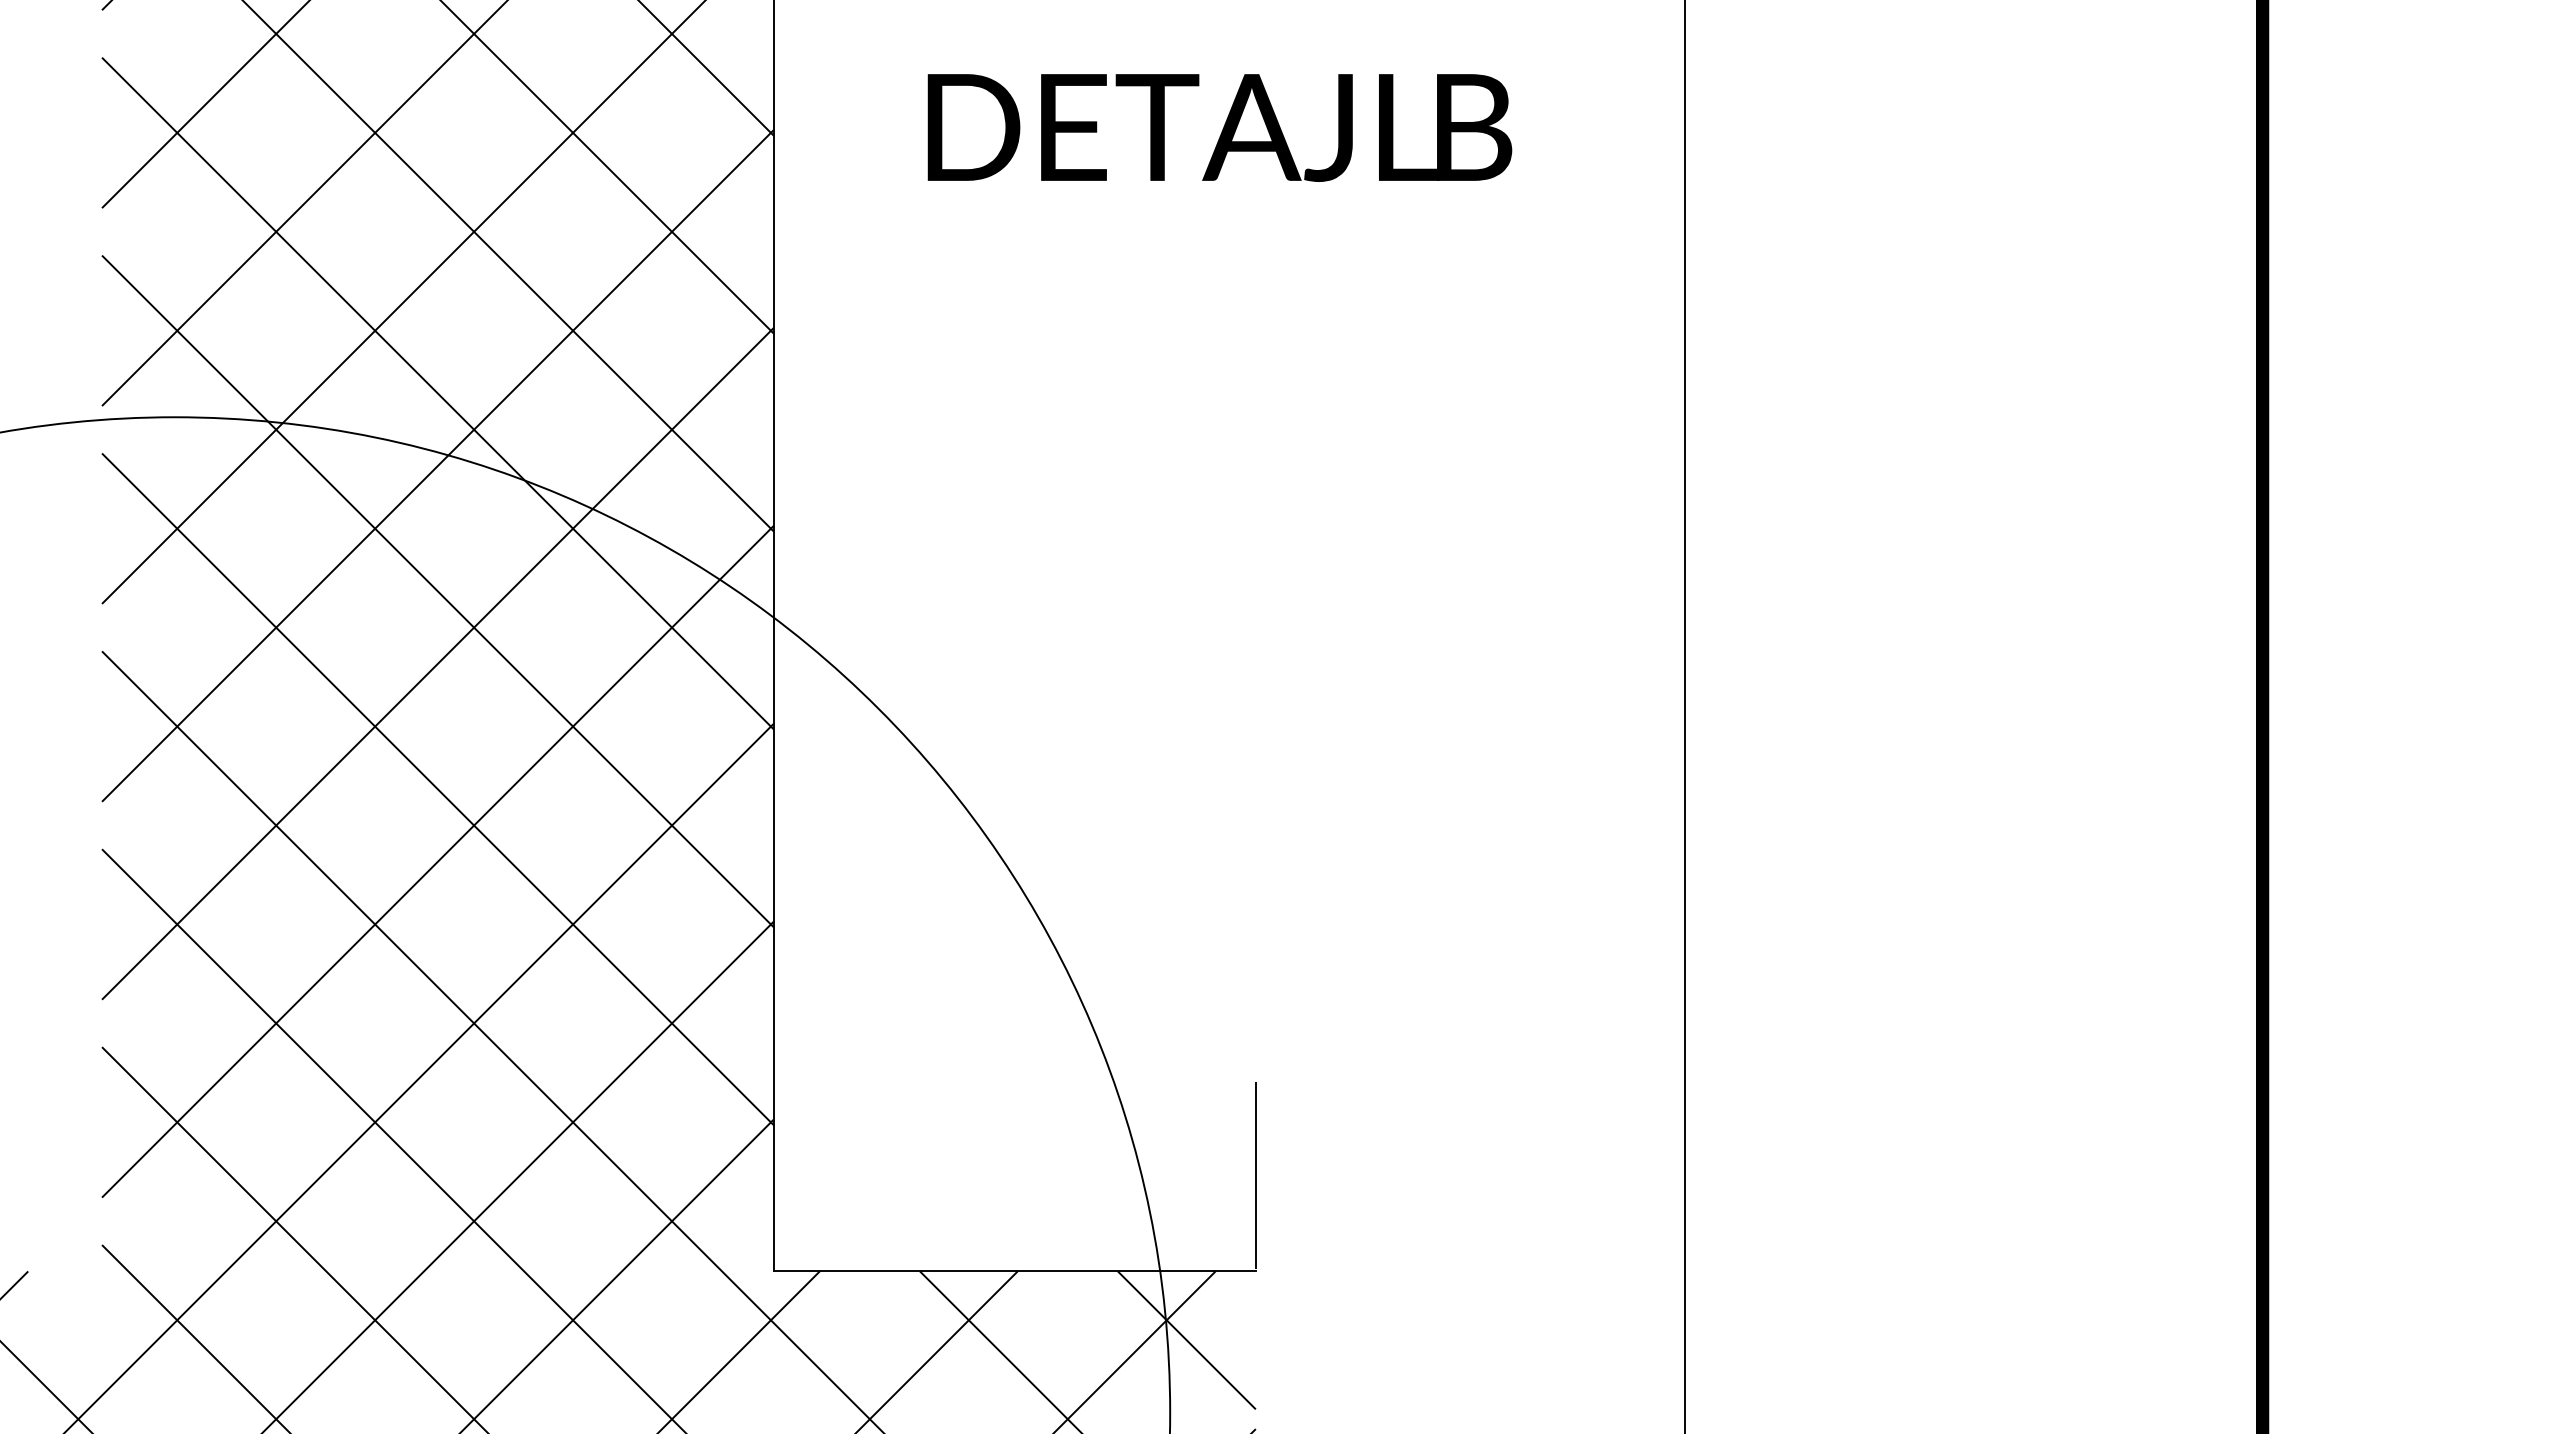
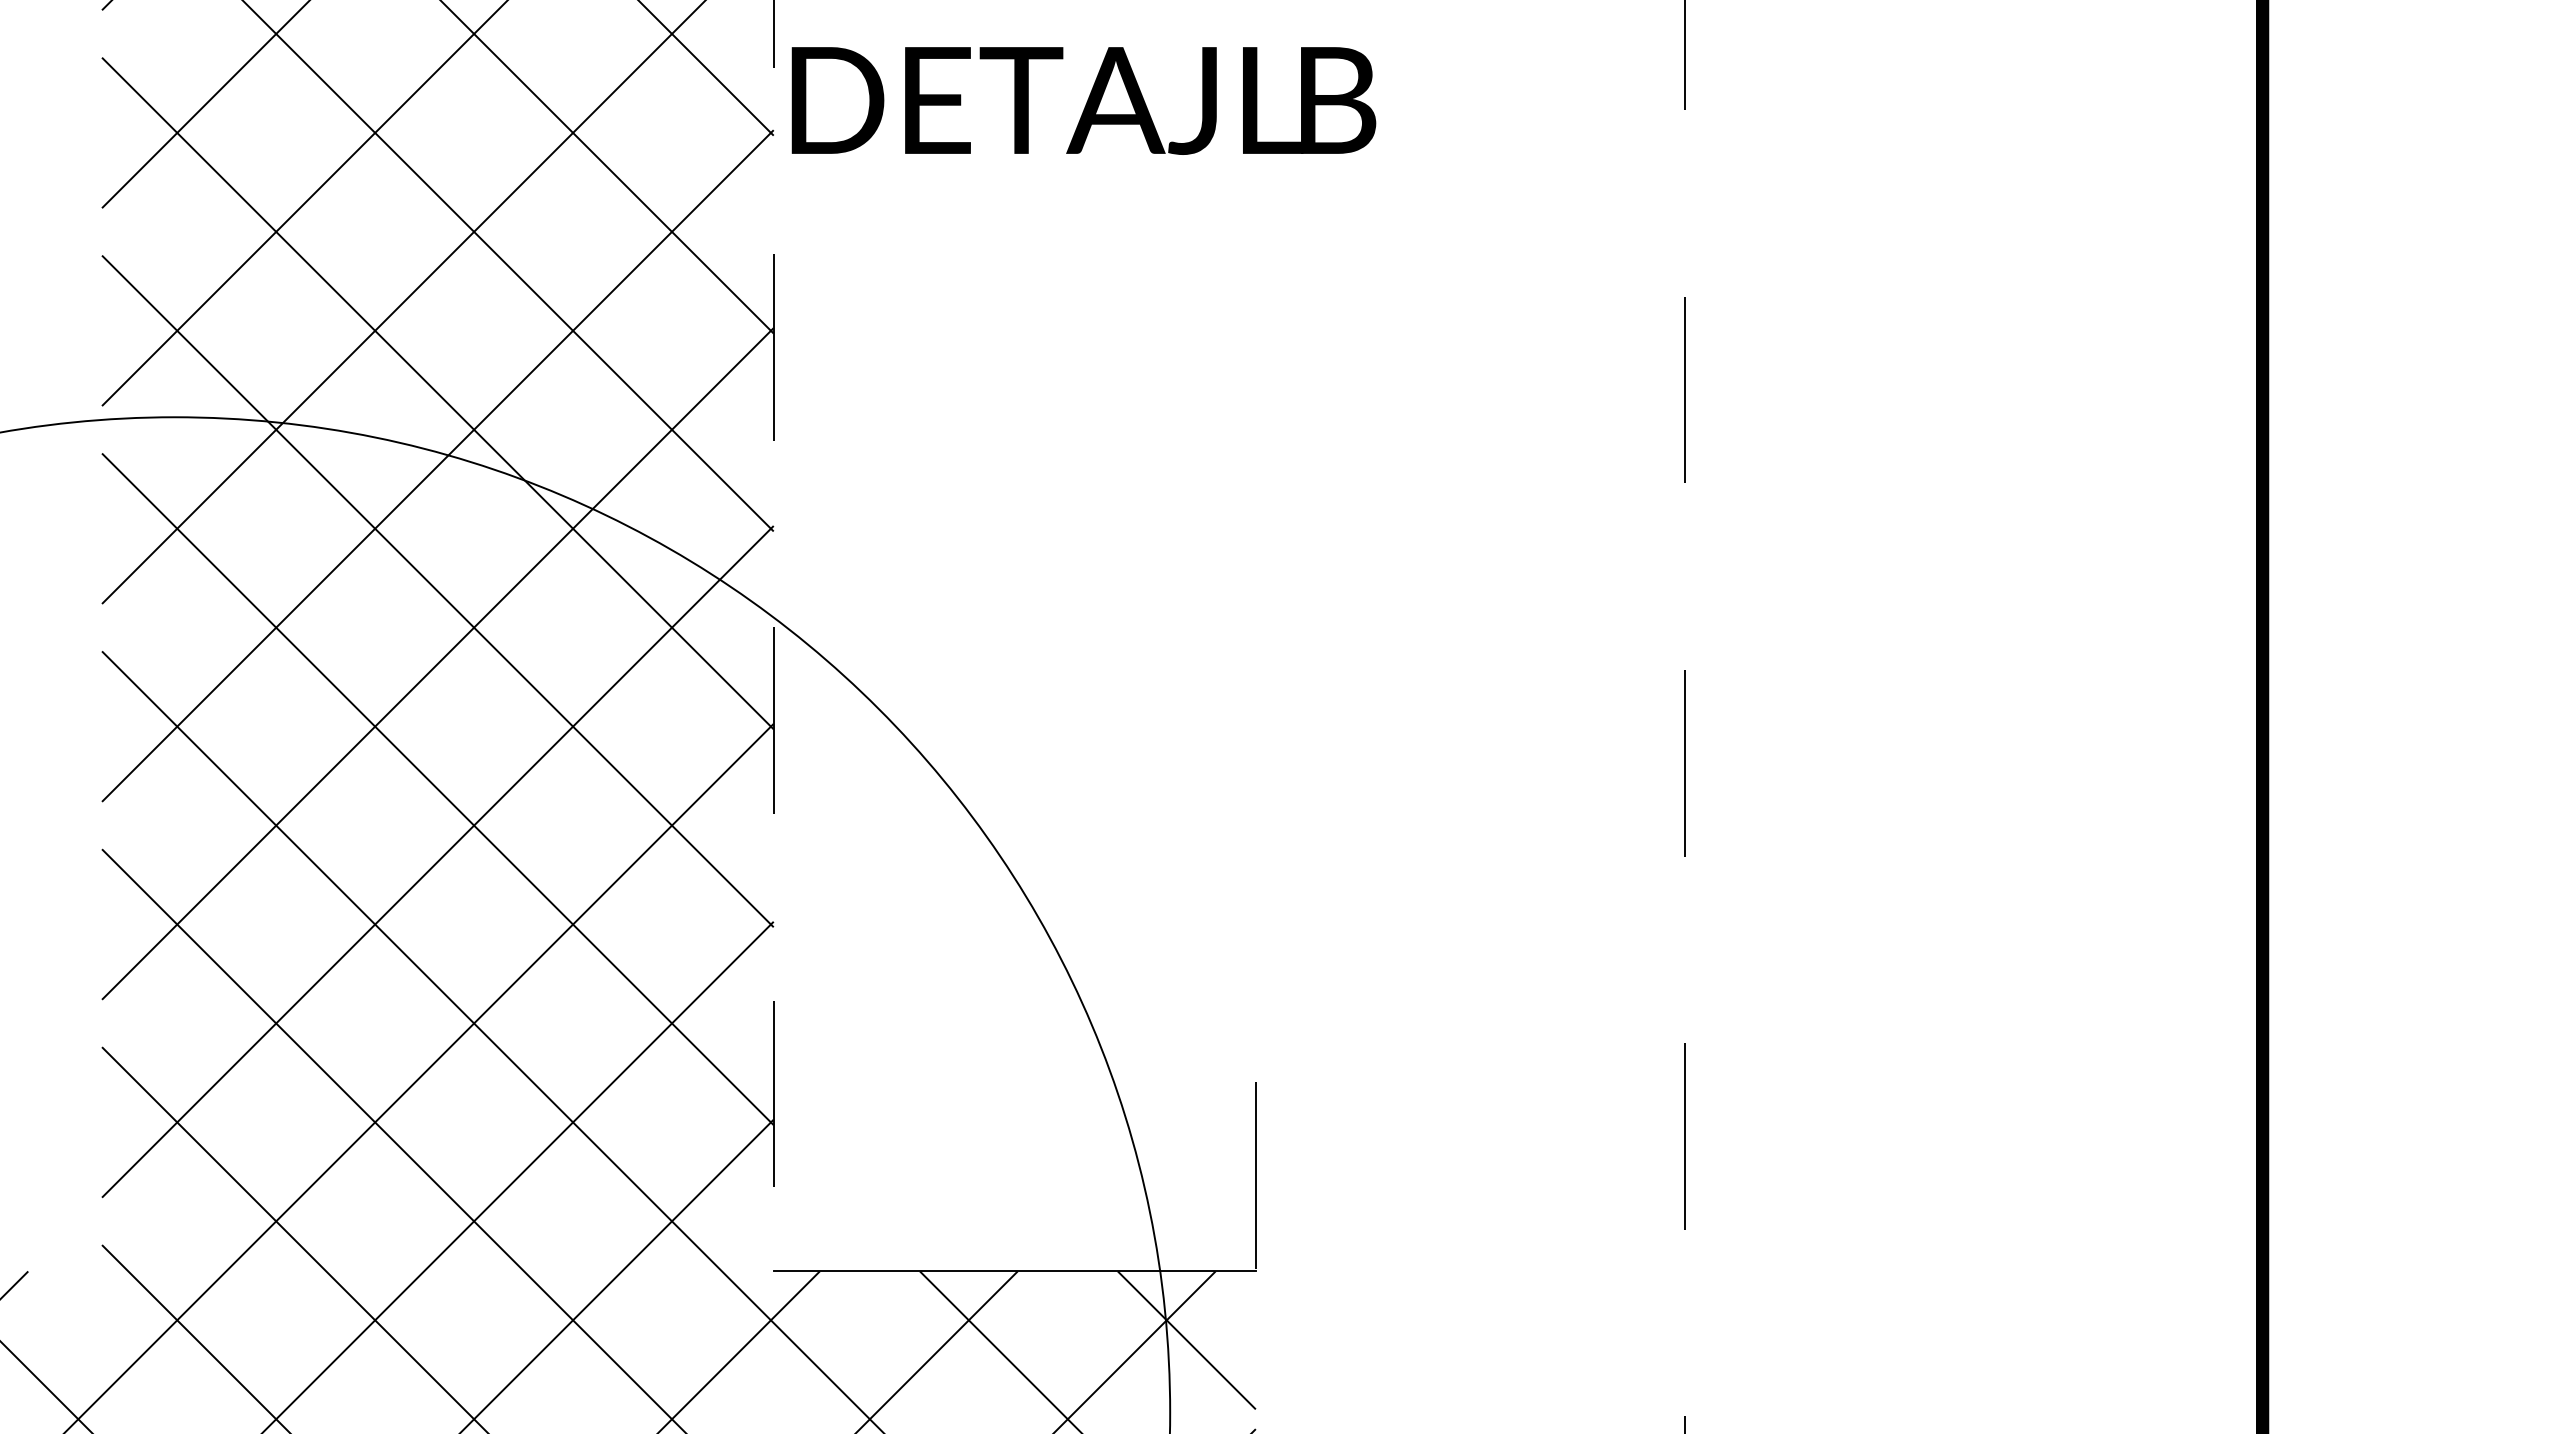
text position: (1219, 127) -> (1083, 100) (1083, 100)
line: solid -> dashed (773, 636)
line: solid -> dashed (1684, 716)
